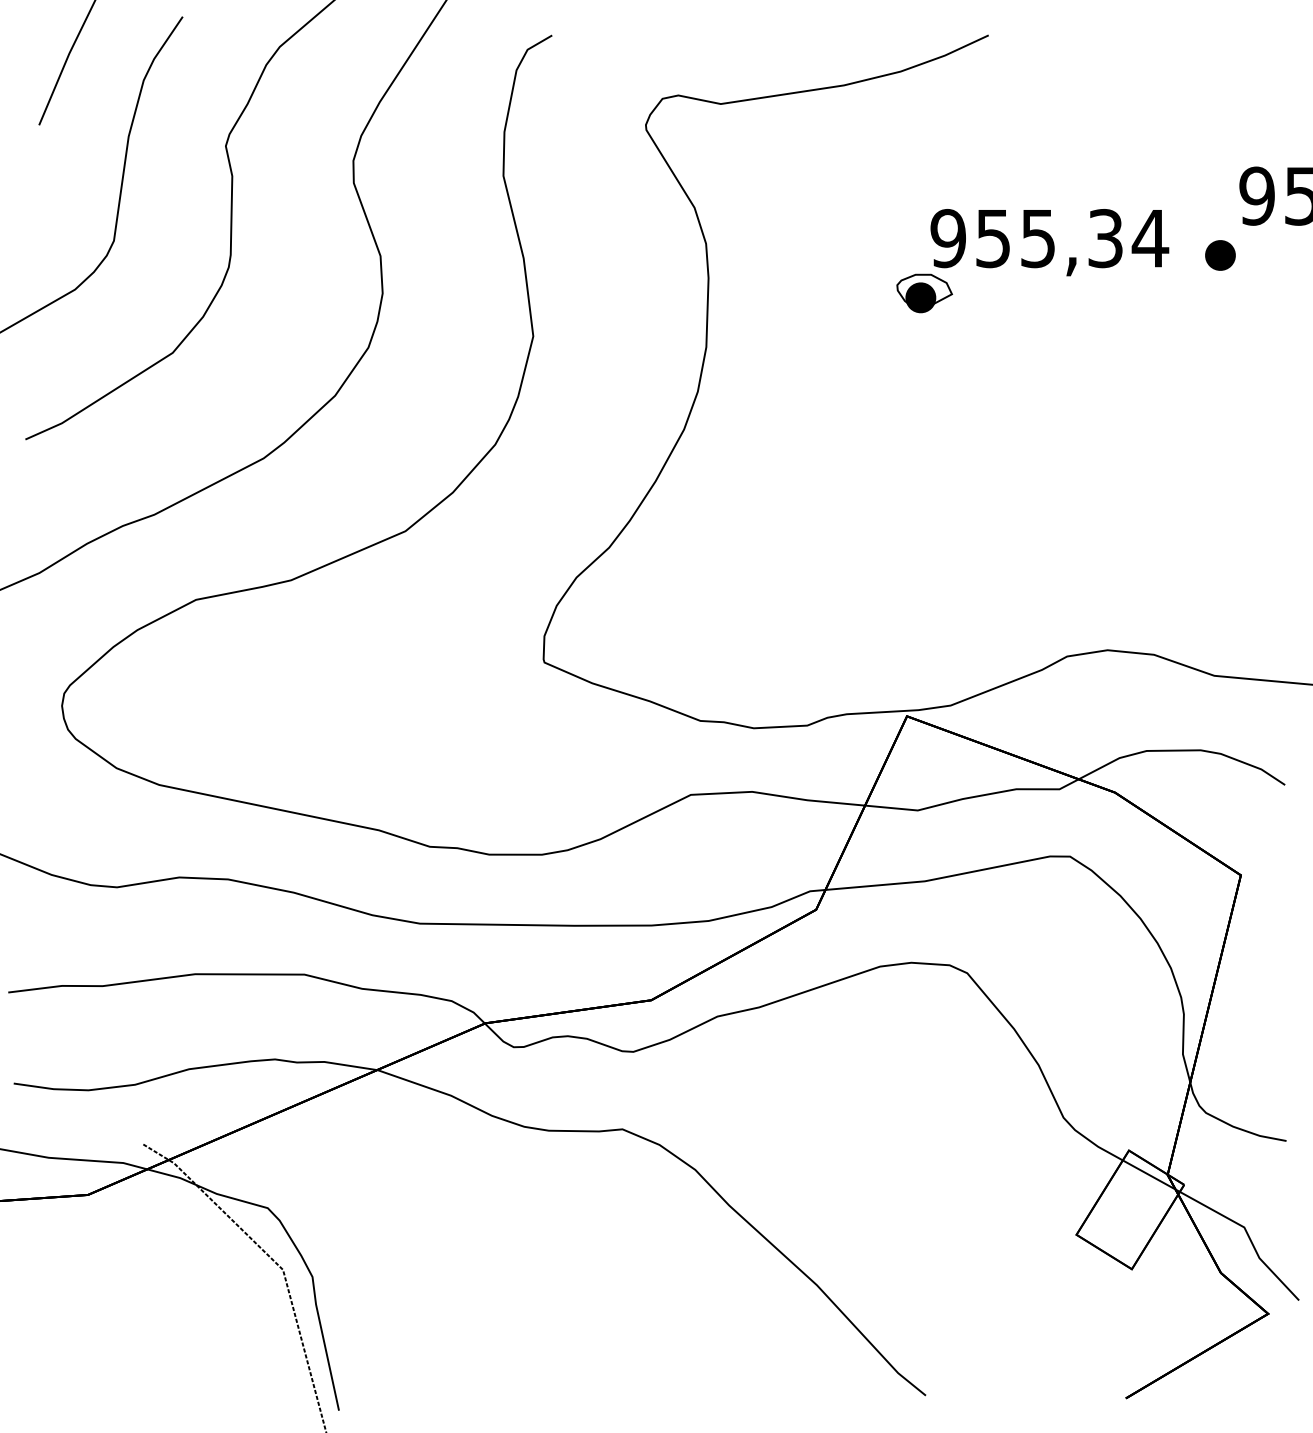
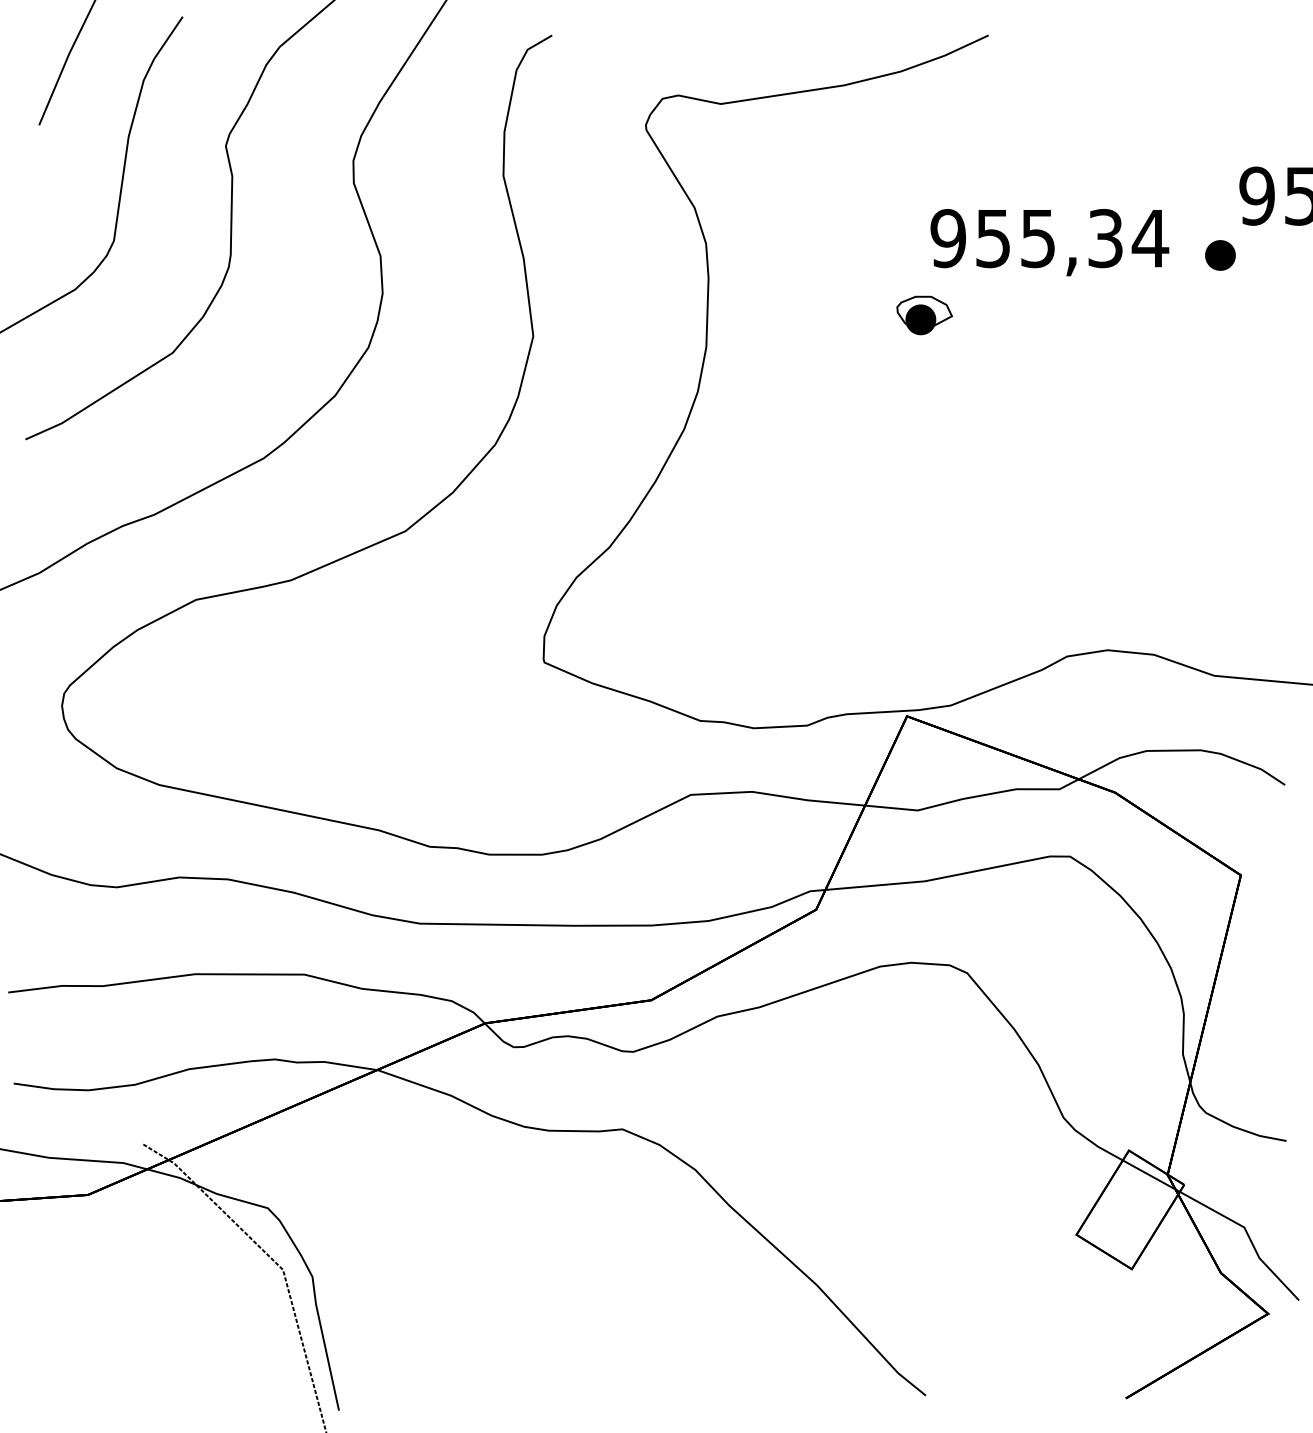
part position: (924, 293) -> (924, 315) (924, 315)
